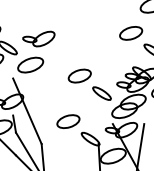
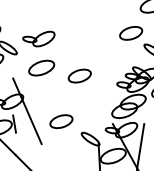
part position: (30, 64) -> (41, 67) (41, 67)
part: present -> none (101, 93)
part position: (68, 121) -> (61, 121) (61, 121)
line: present -> none (26, 149)
line: present -> none (42, 155)
